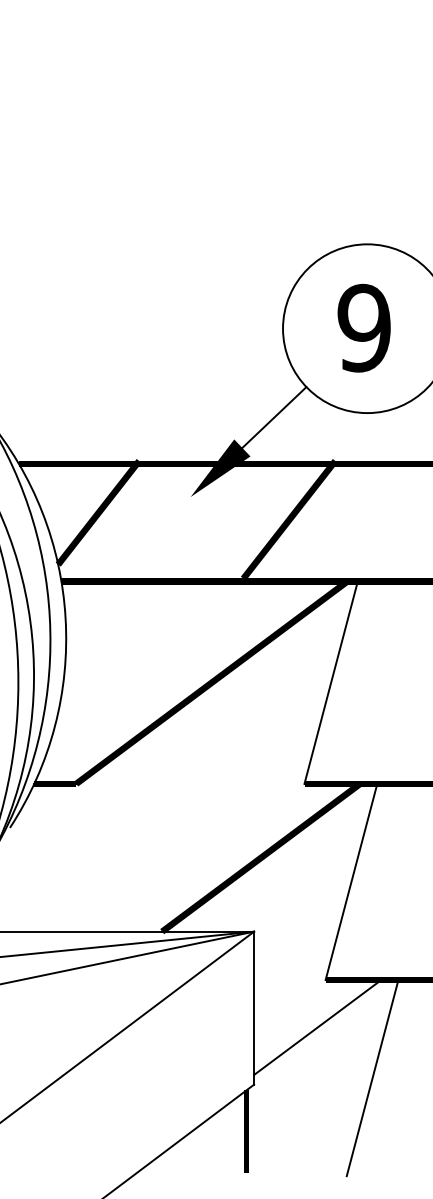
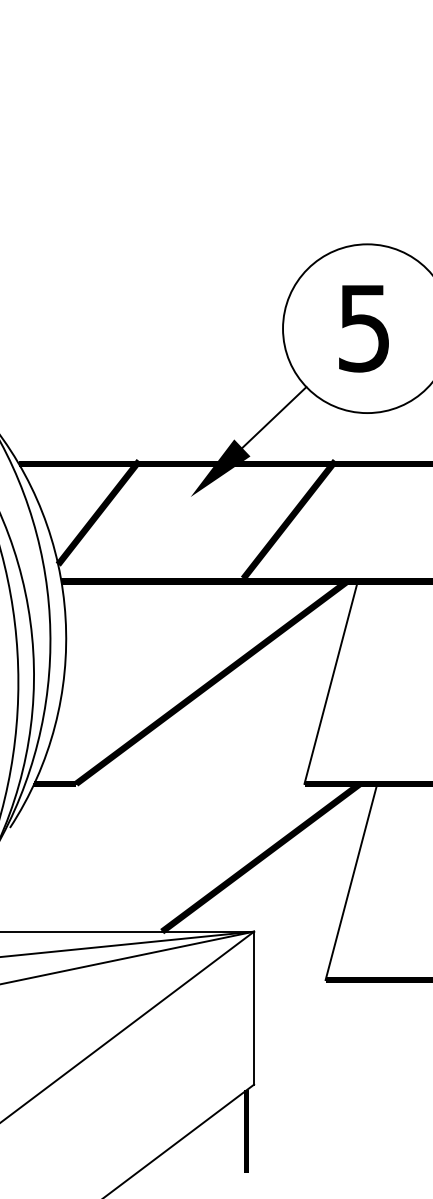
text: 9 -> 5 (363, 327)
line: present -> none (317, 1027)
line: present -> none (372, 1078)
